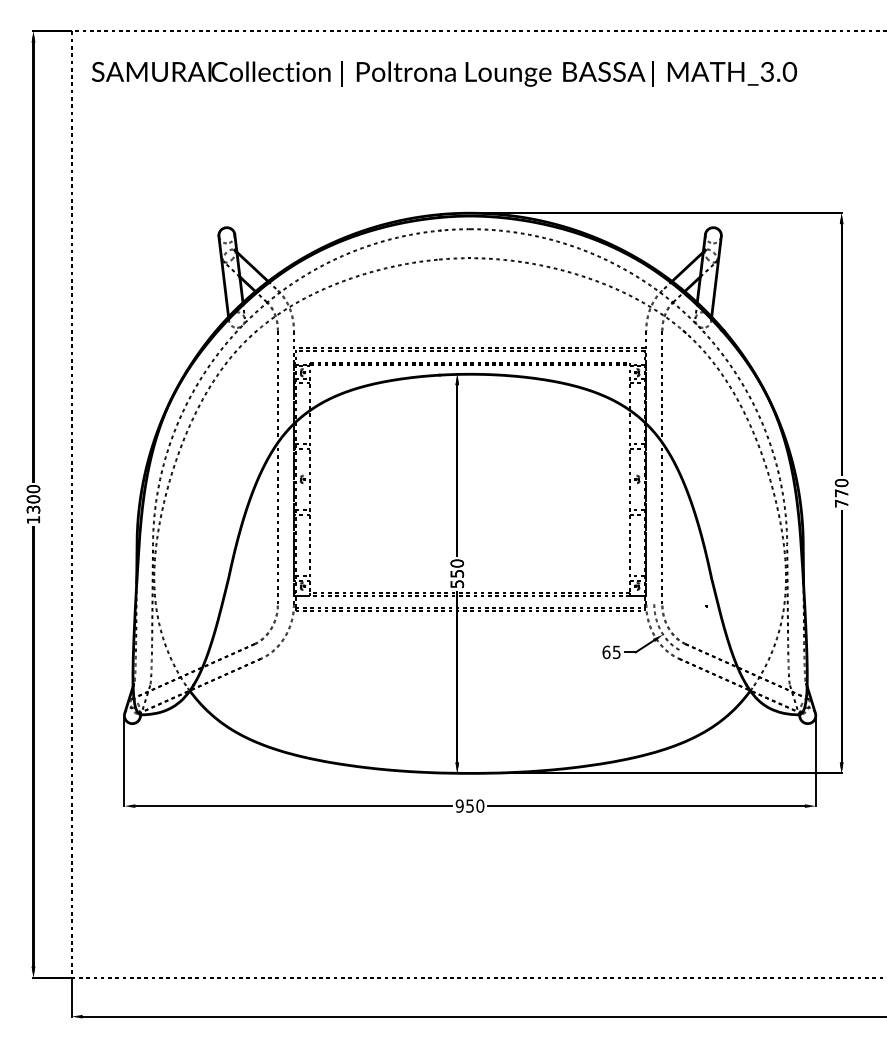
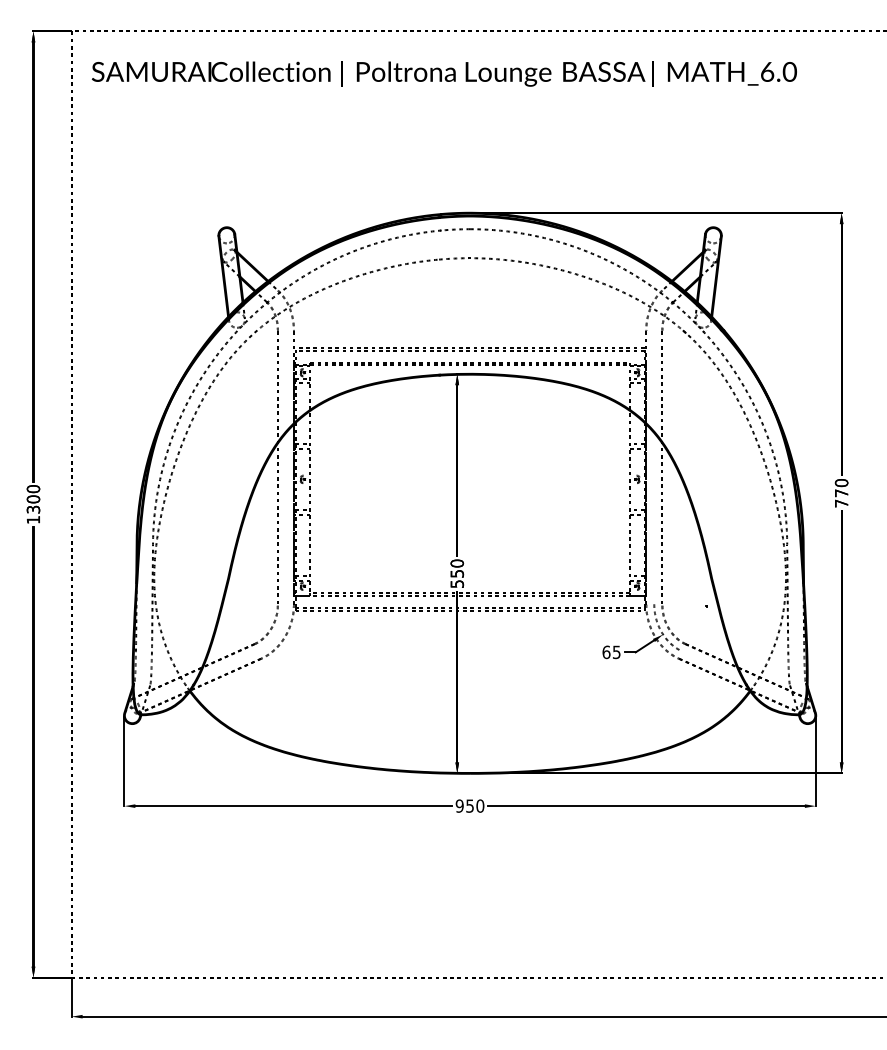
text: MATH_3.0 -> MATH_6.0 (767, 71)
